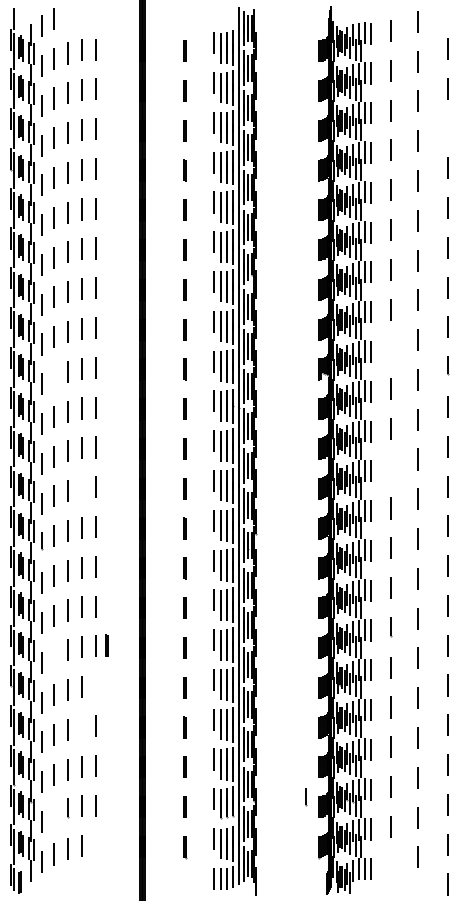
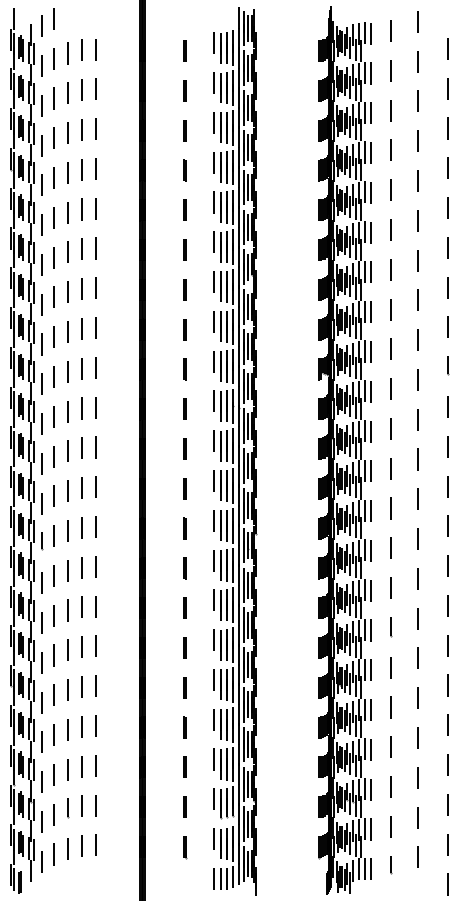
line: none -> present (447, 128)
line: none -> present (390, 348)
line: none -> present (53, 376)
line: none -> present (390, 468)
line: none -> present (81, 487)
line: present -> none (106, 645)
line: none -> present (53, 655)
line: none -> present (95, 685)
line: none -> present (81, 726)
line position: (306, 797) -> (391, 865) (391, 865)
line: none -> present (53, 814)
line: none -> present (95, 844)
